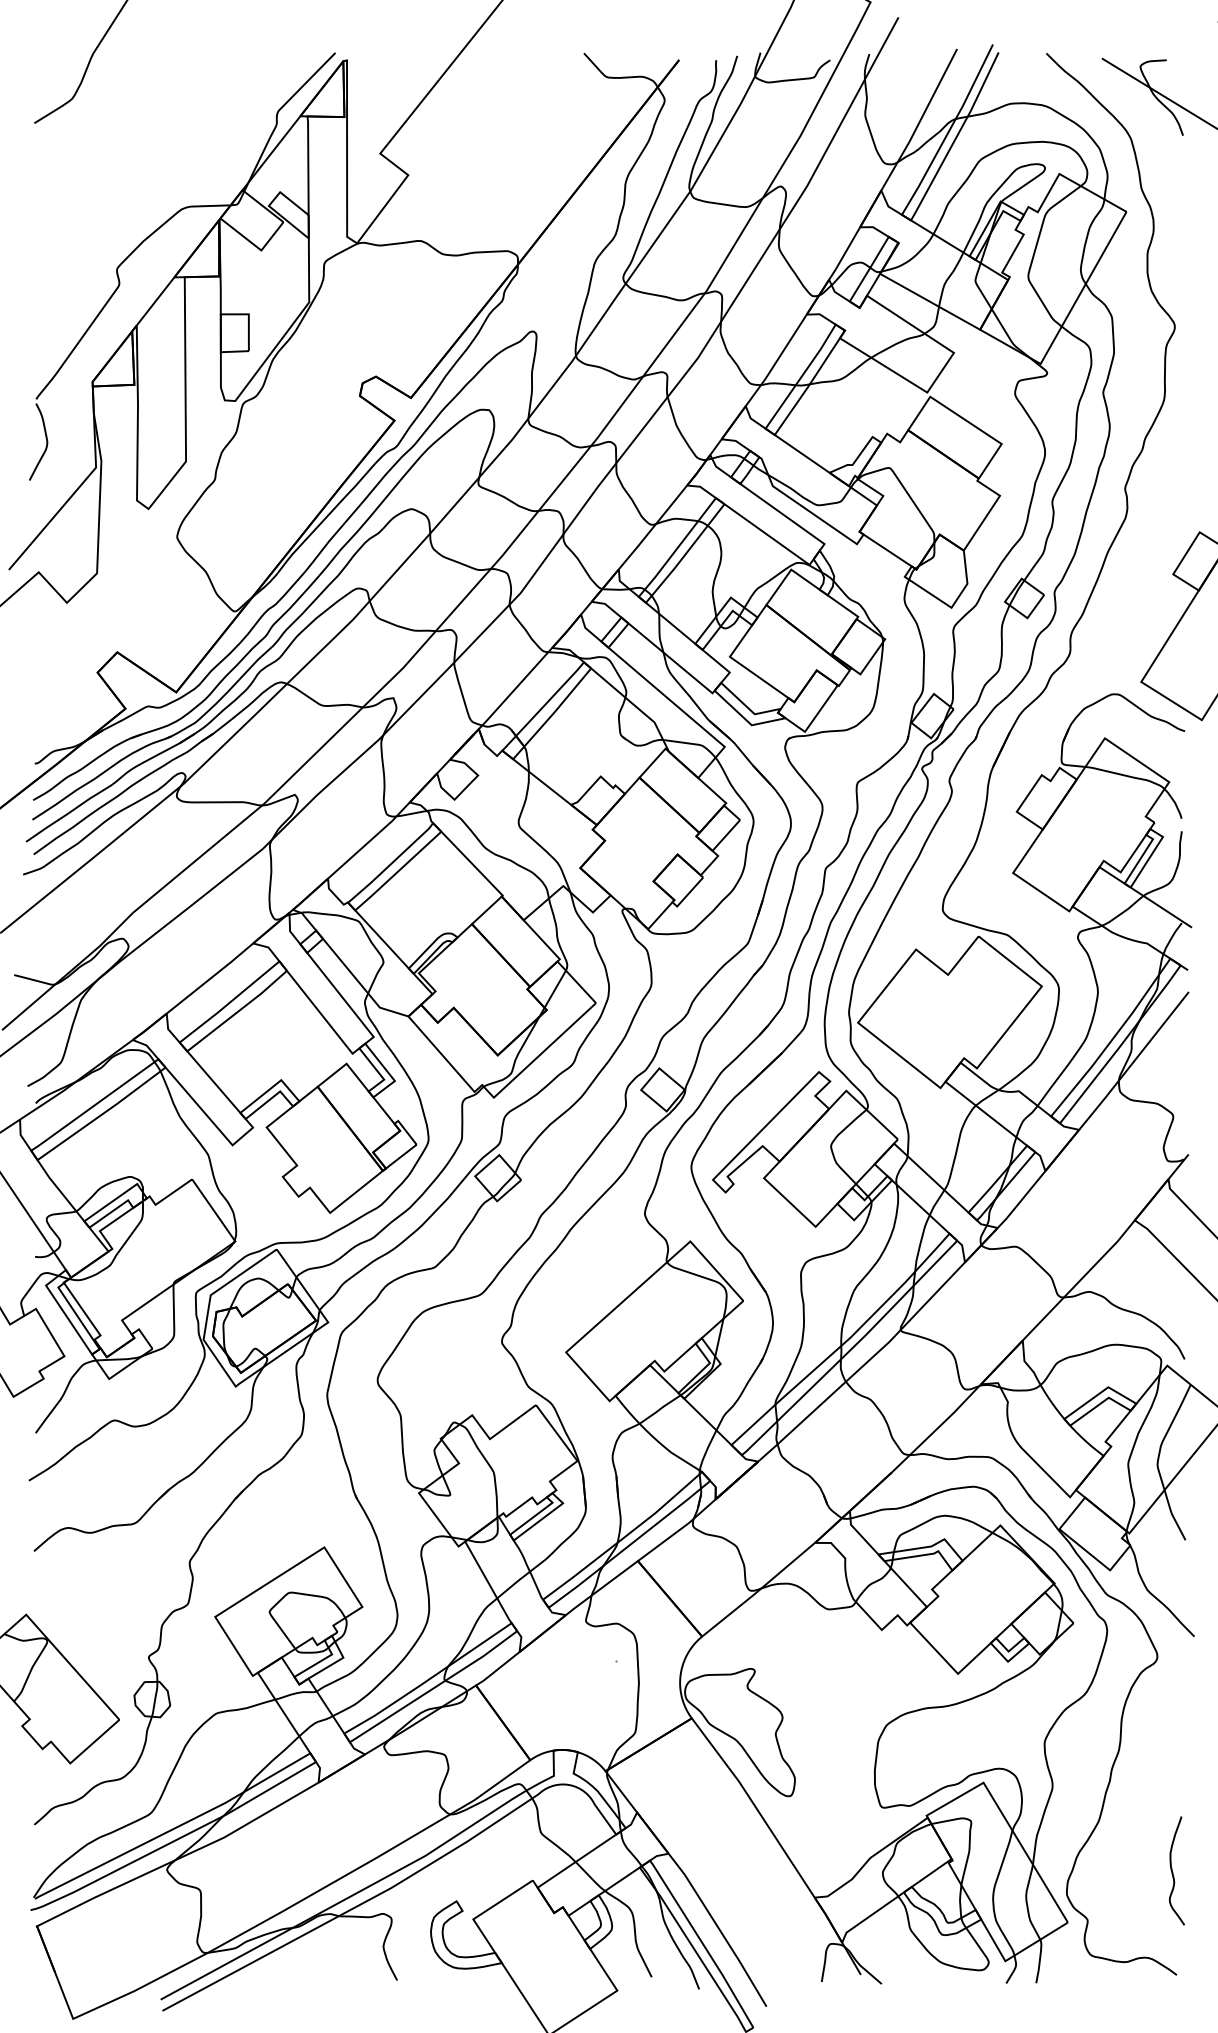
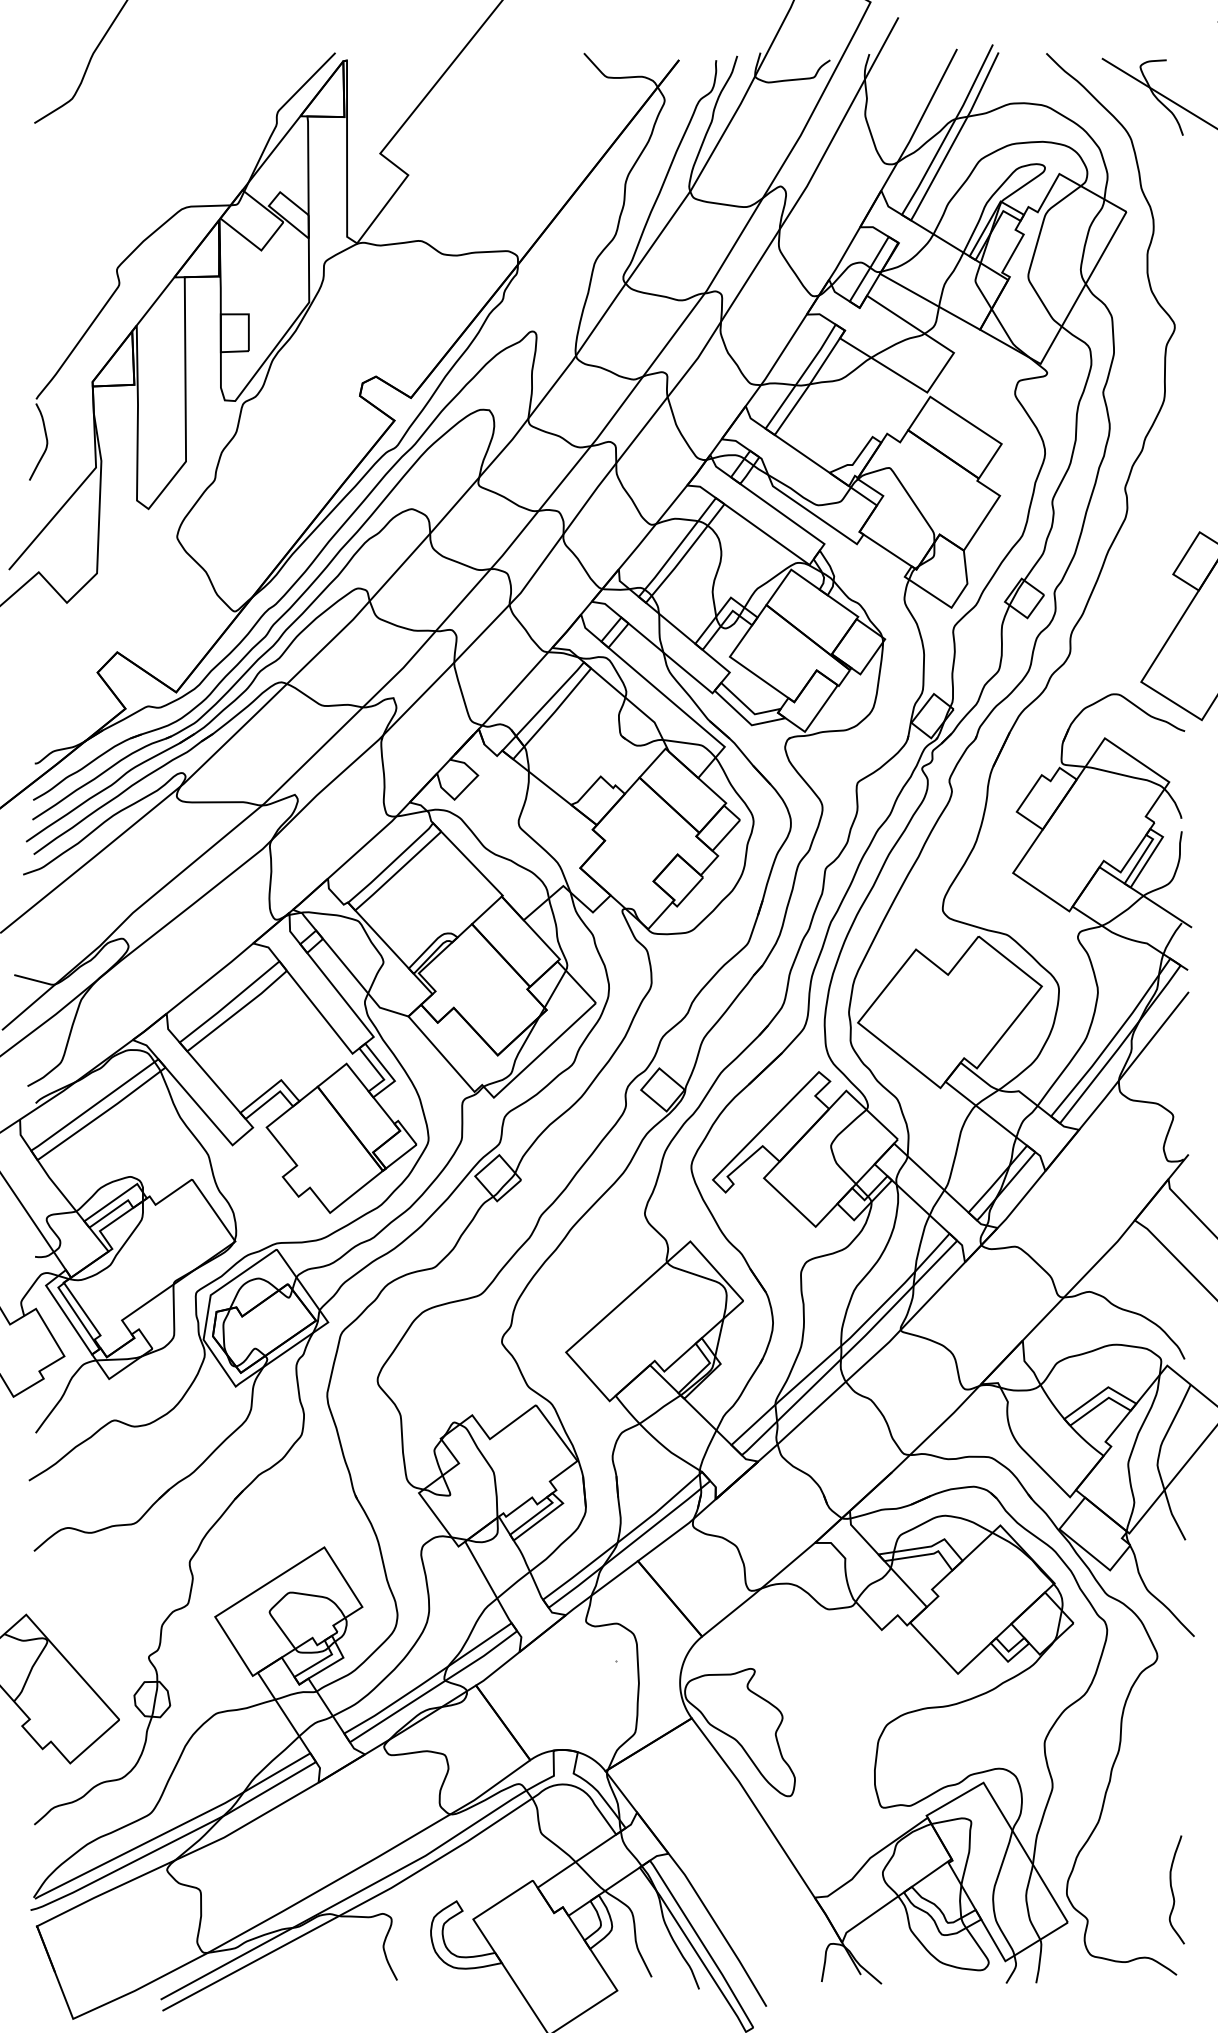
curve position: (1173, 1872) -> (1173, 1891) (1173, 1891)
